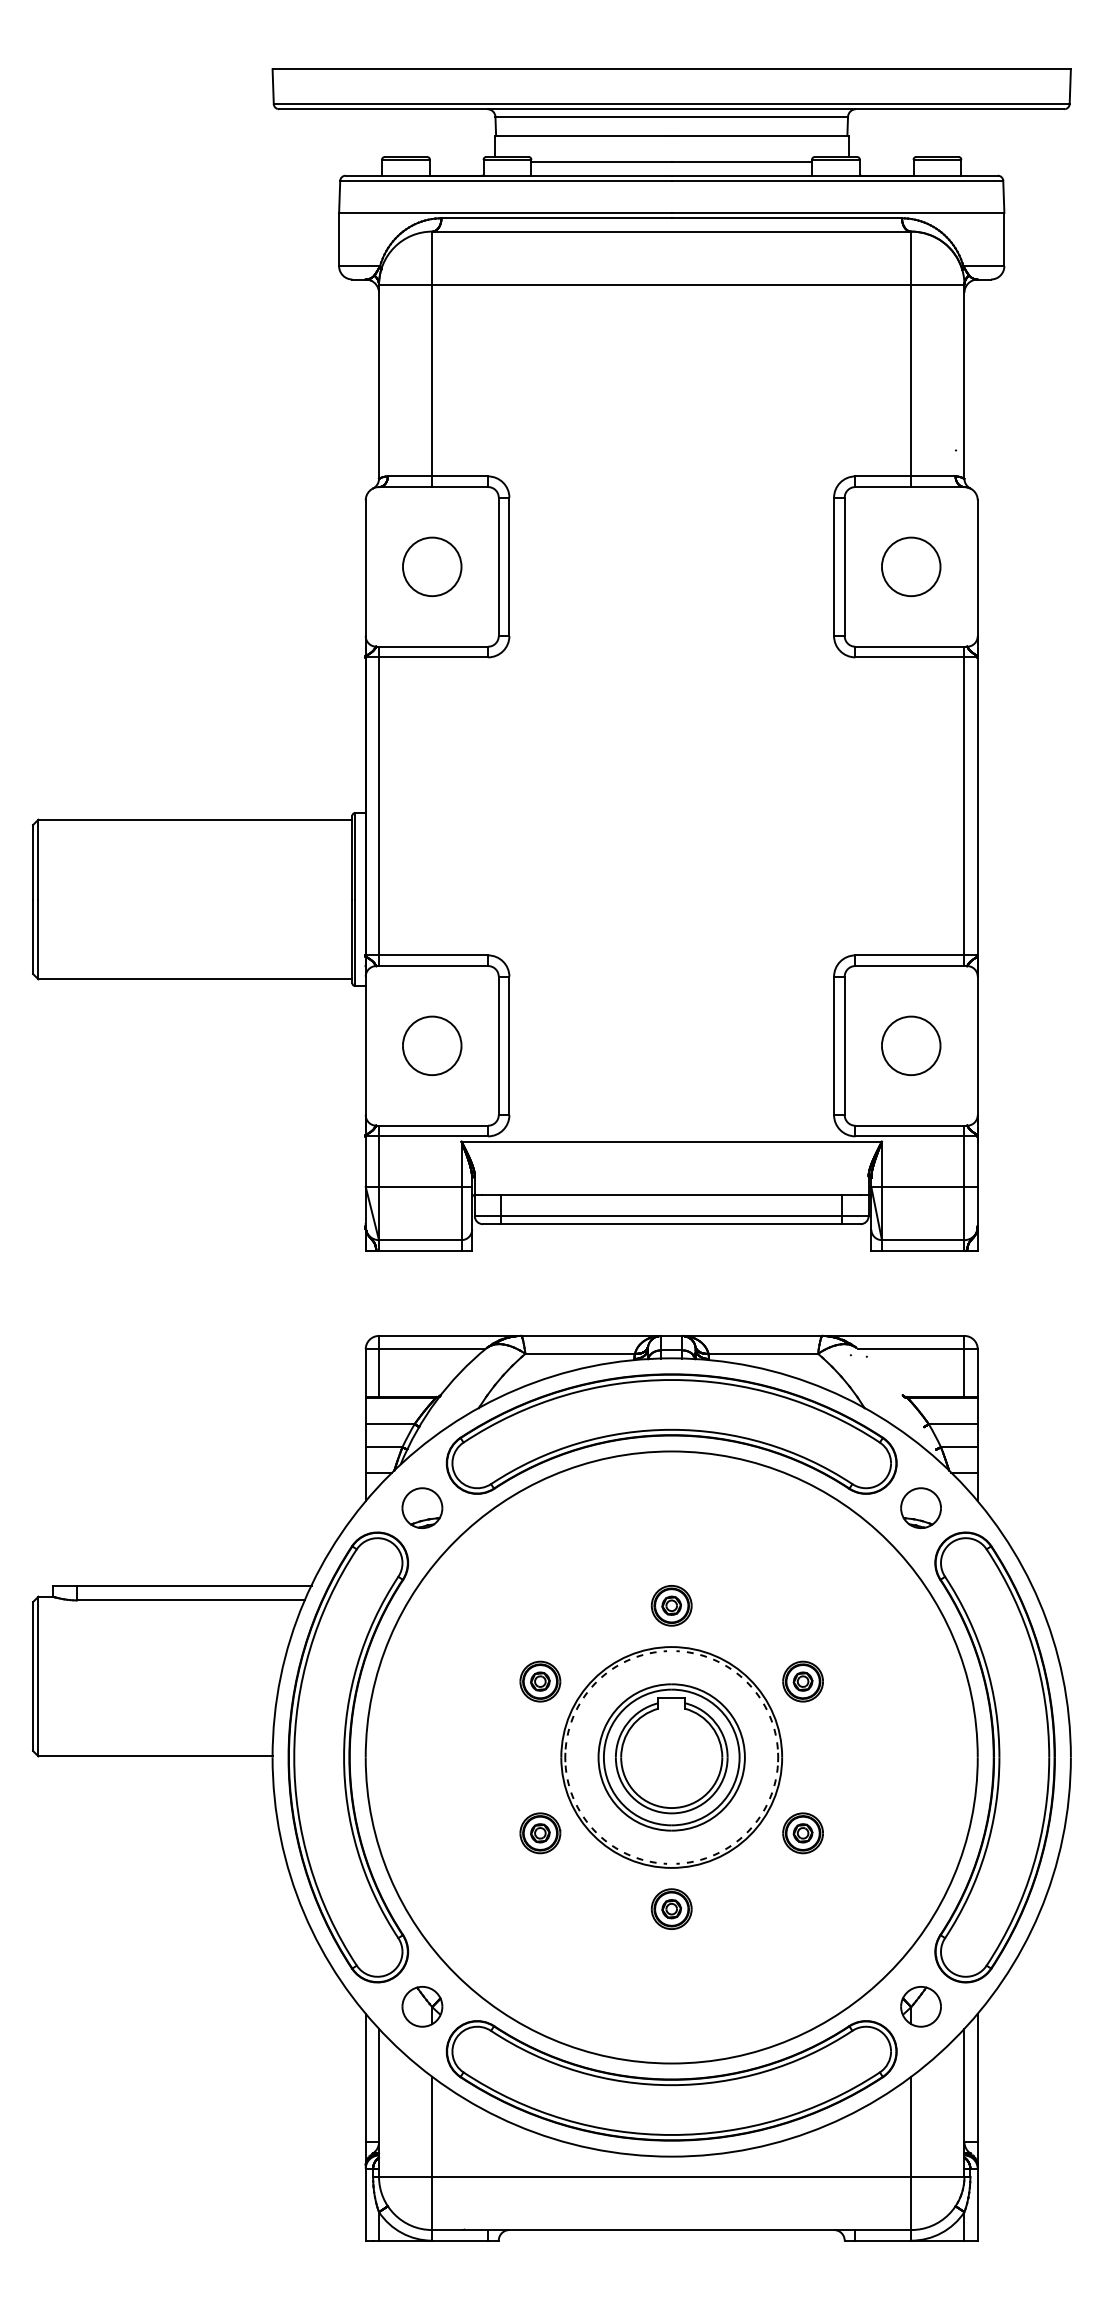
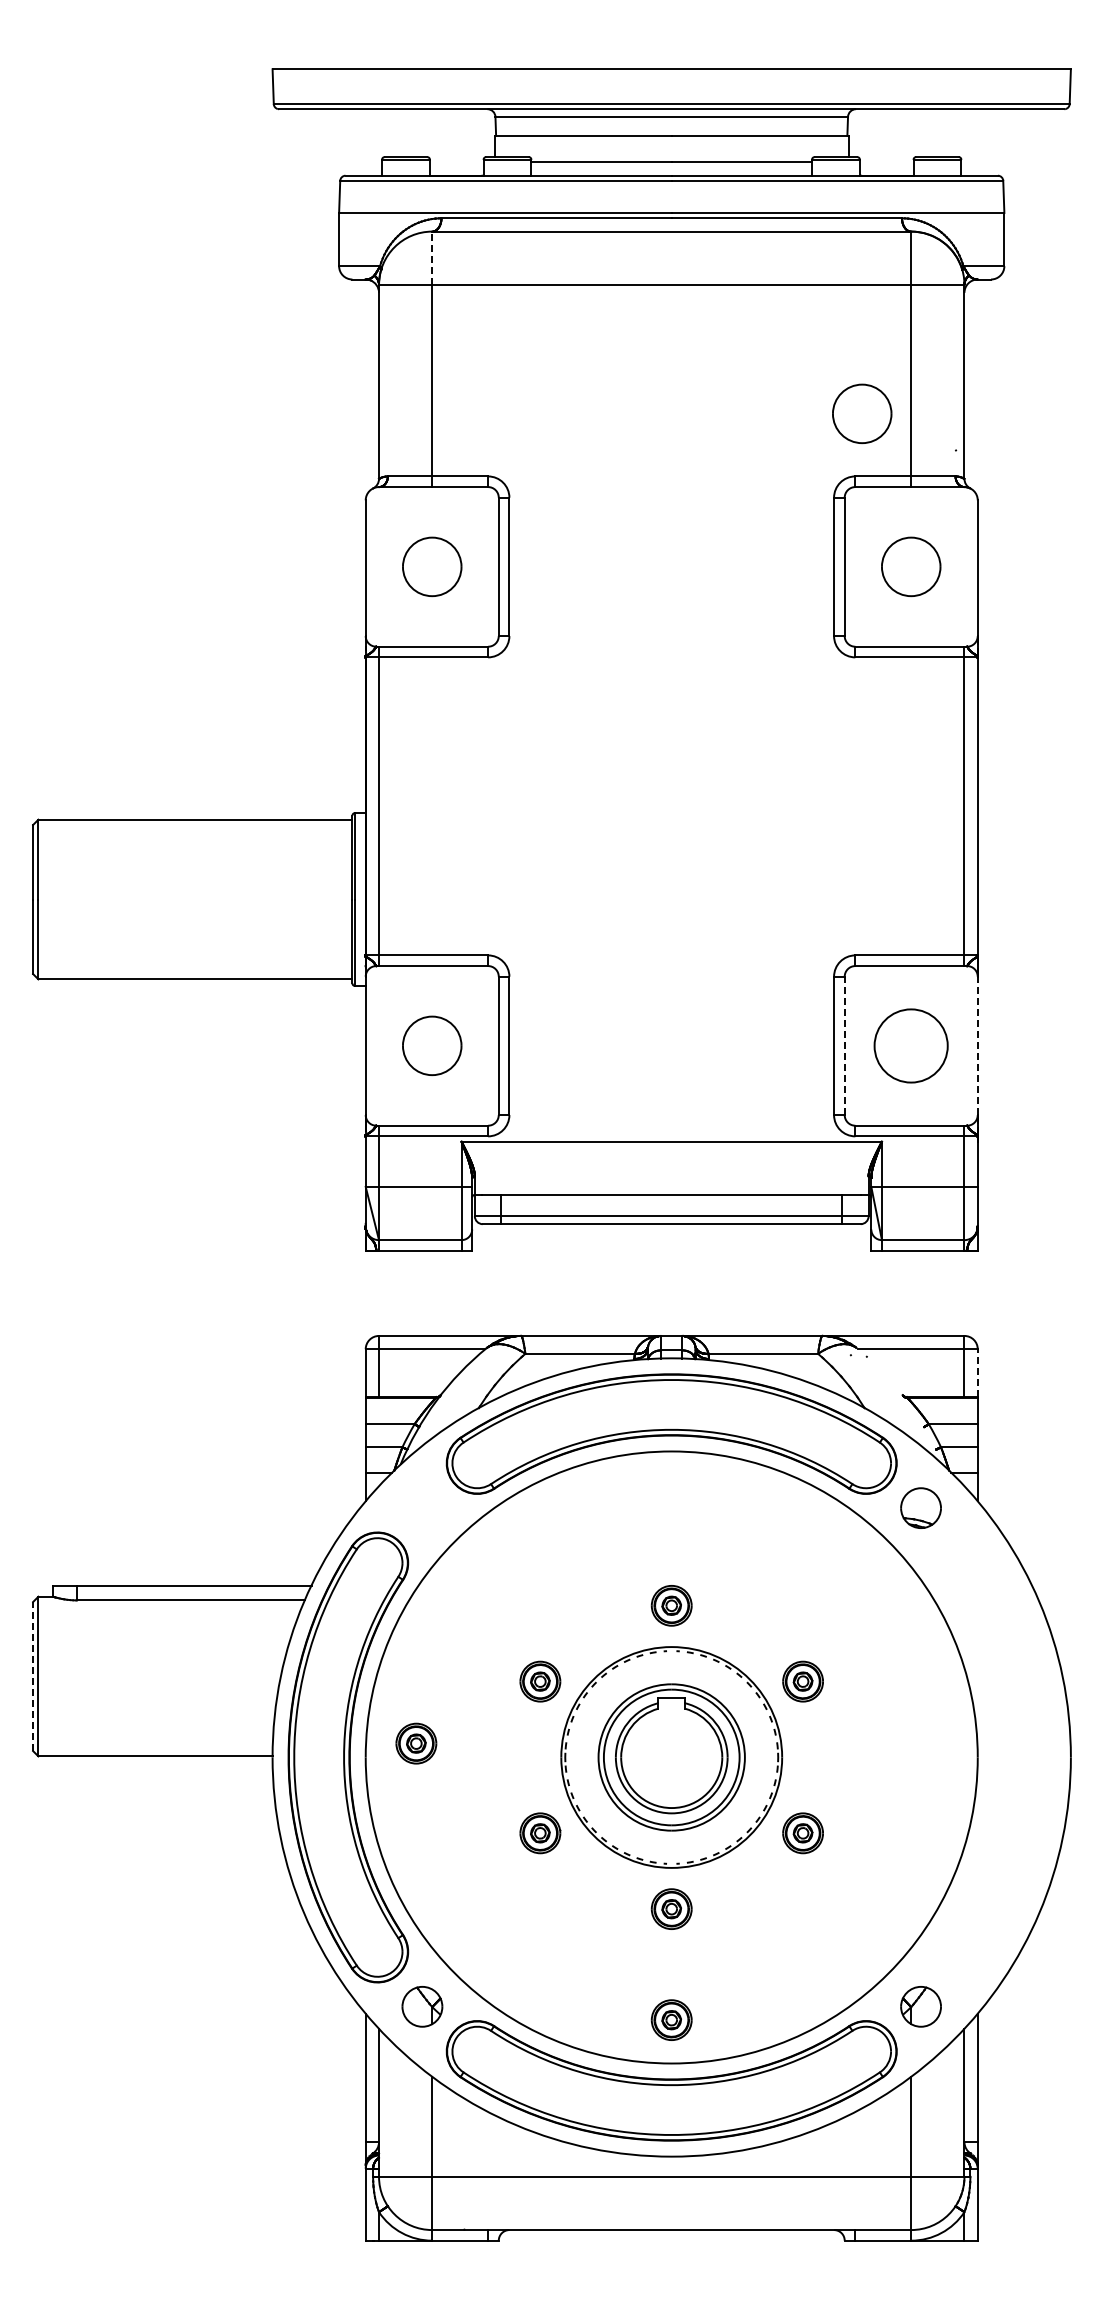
line: solid -> dashed (432, 258)
part: none -> present (862, 413)
line: solid -> dashed (844, 1045)
part size: 61x61 px -> 76x76 px (910, 1045)
line: solid -> dashed (977, 1045)
line: solid -> dashed (977, 1373)
part: present -> none (422, 1507)
line: solid -> dashed (33, 1676)
part: none -> present (416, 1743)
part: present -> none (994, 1757)
part: none -> present (671, 2019)
